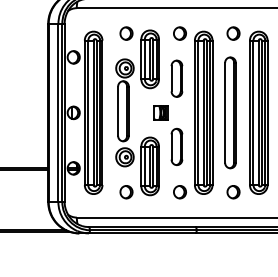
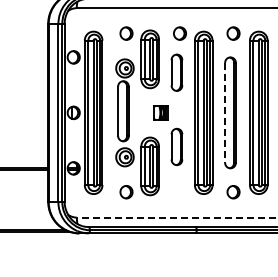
part position: (176, 78) -> (176, 72) (176, 72)
line: solid -> dashed (225, 112)
part: present -> none (179, 192)
line: solid -> dashed (176, 217)
